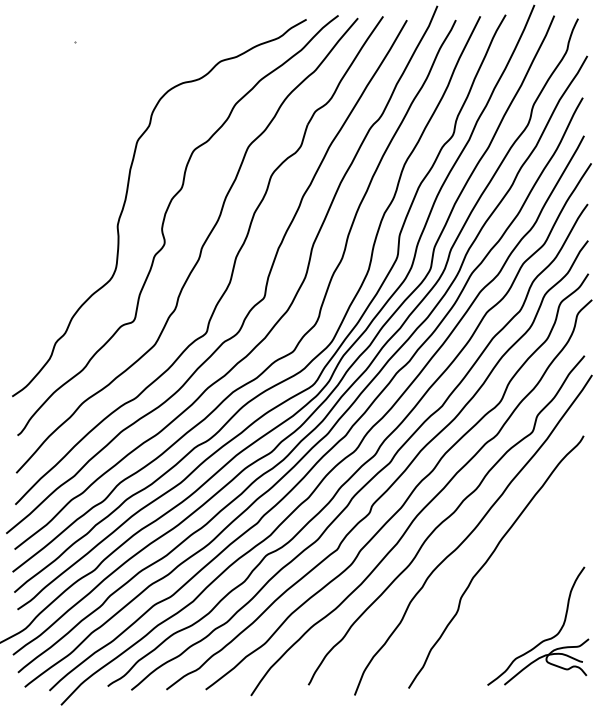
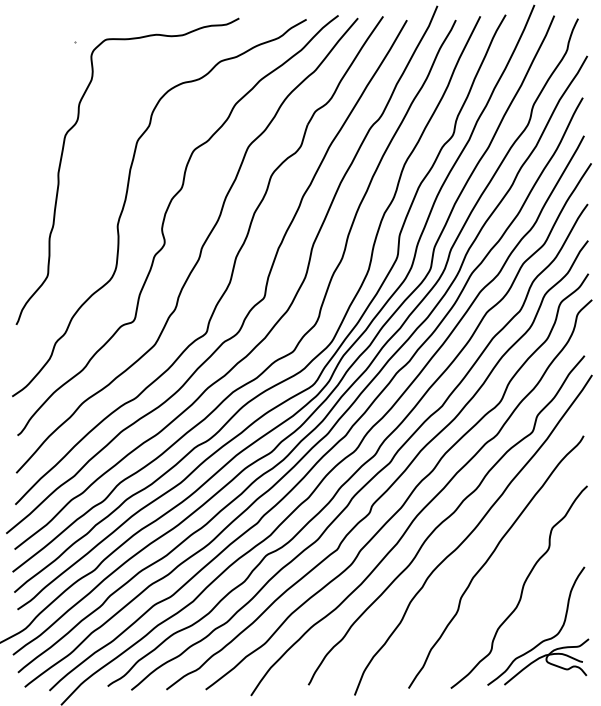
curve: none -> present (62, 158)
curve: none -> present (521, 588)
